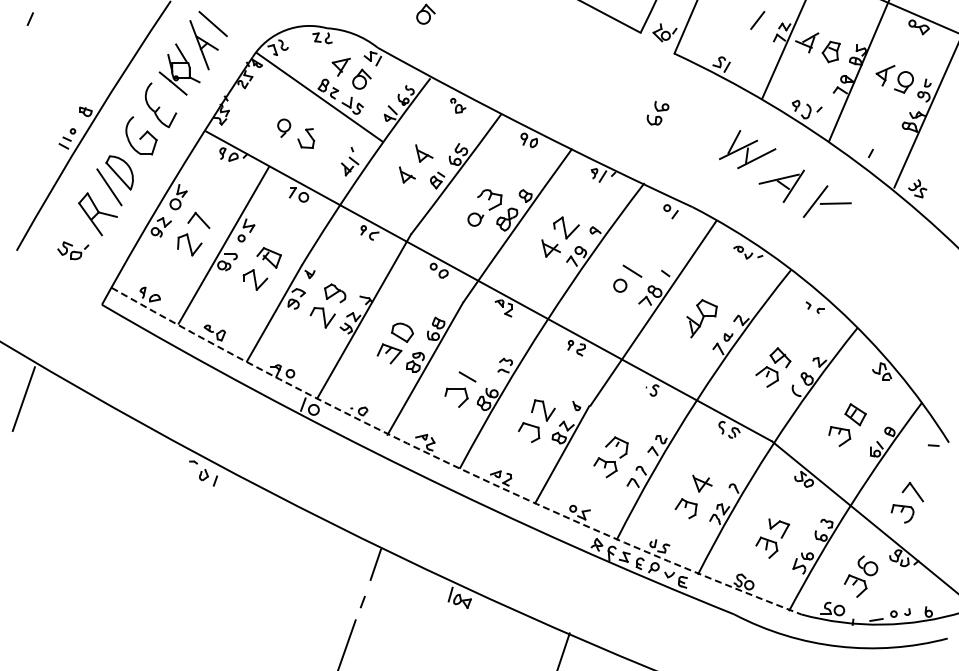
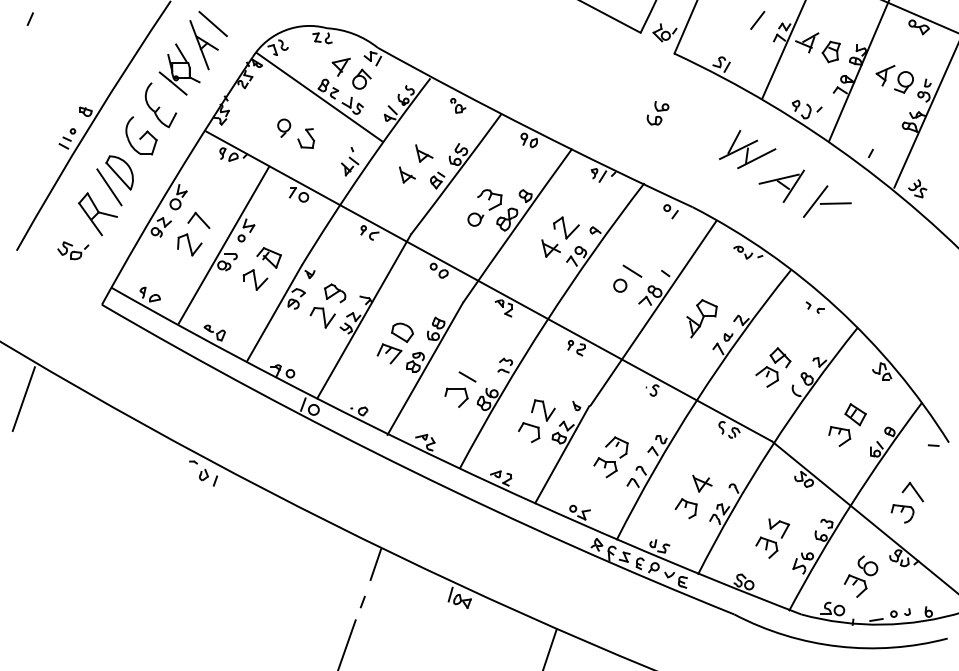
part: present -> none (425, 13)
arc: dashed -> solid (450, 464)
line position: (563, 650) -> (549, 648) (549, 648)
